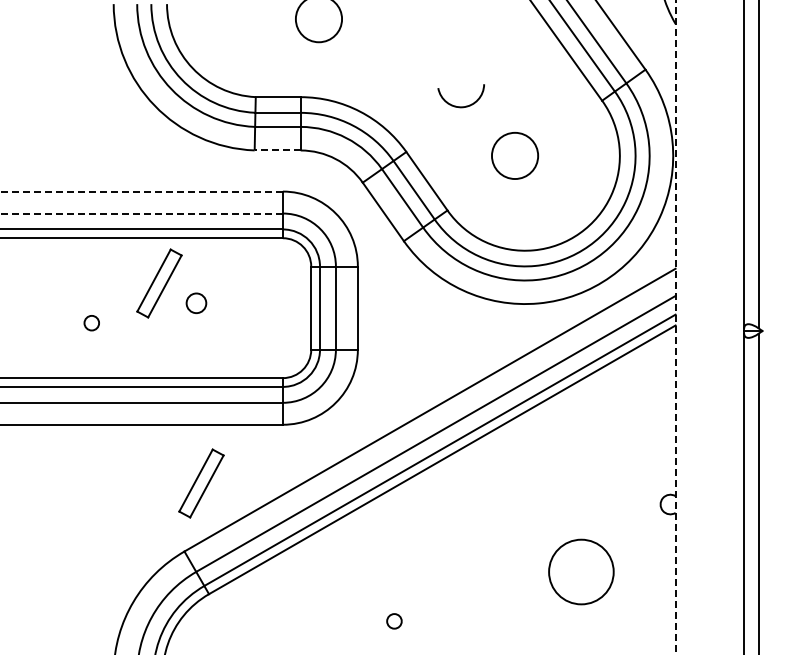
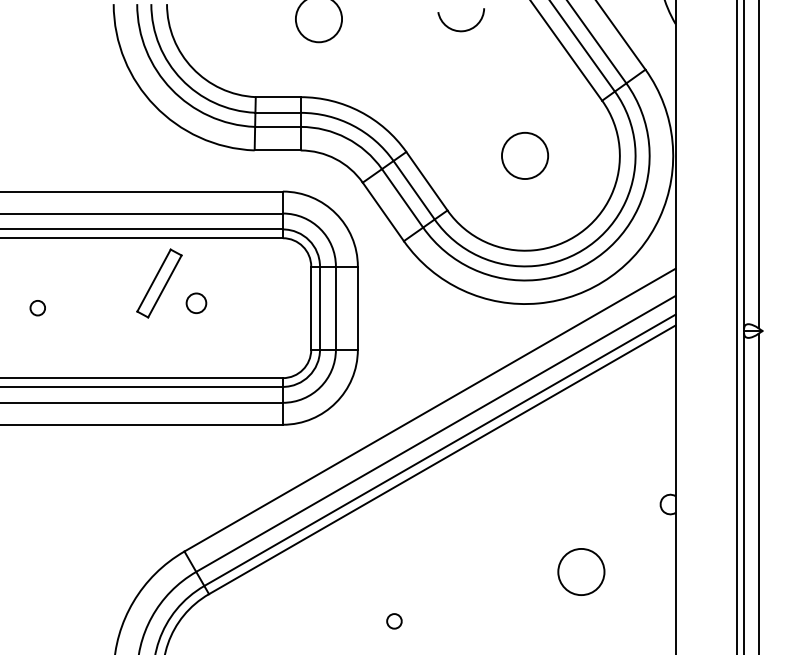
arc position: (460, 106) -> (460, 30) (460, 30)
line: dashed -> solid (277, 150)
circle position: (514, 155) -> (524, 155) (524, 155)
line: dashed -> solid (141, 191)
line: dashed -> solid (141, 213)
circle position: (91, 323) -> (37, 308) (37, 308)
line: none -> present (736, 326)
line: dashed -> solid (675, 327)
part: present -> none (201, 483)
circle diameter: 65 px -> 46 px (581, 571)
